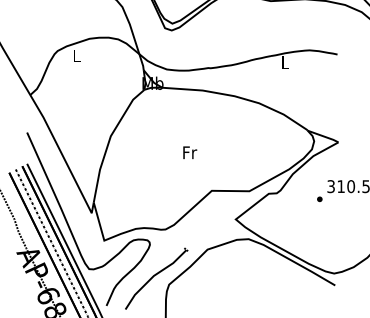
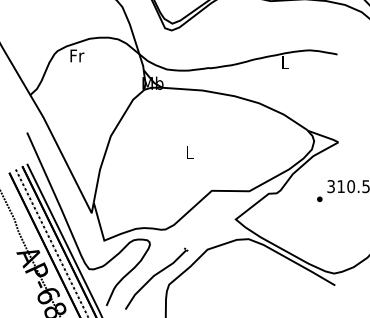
text: L -> Fr (77, 55)
text: Fr -> L (190, 152)
